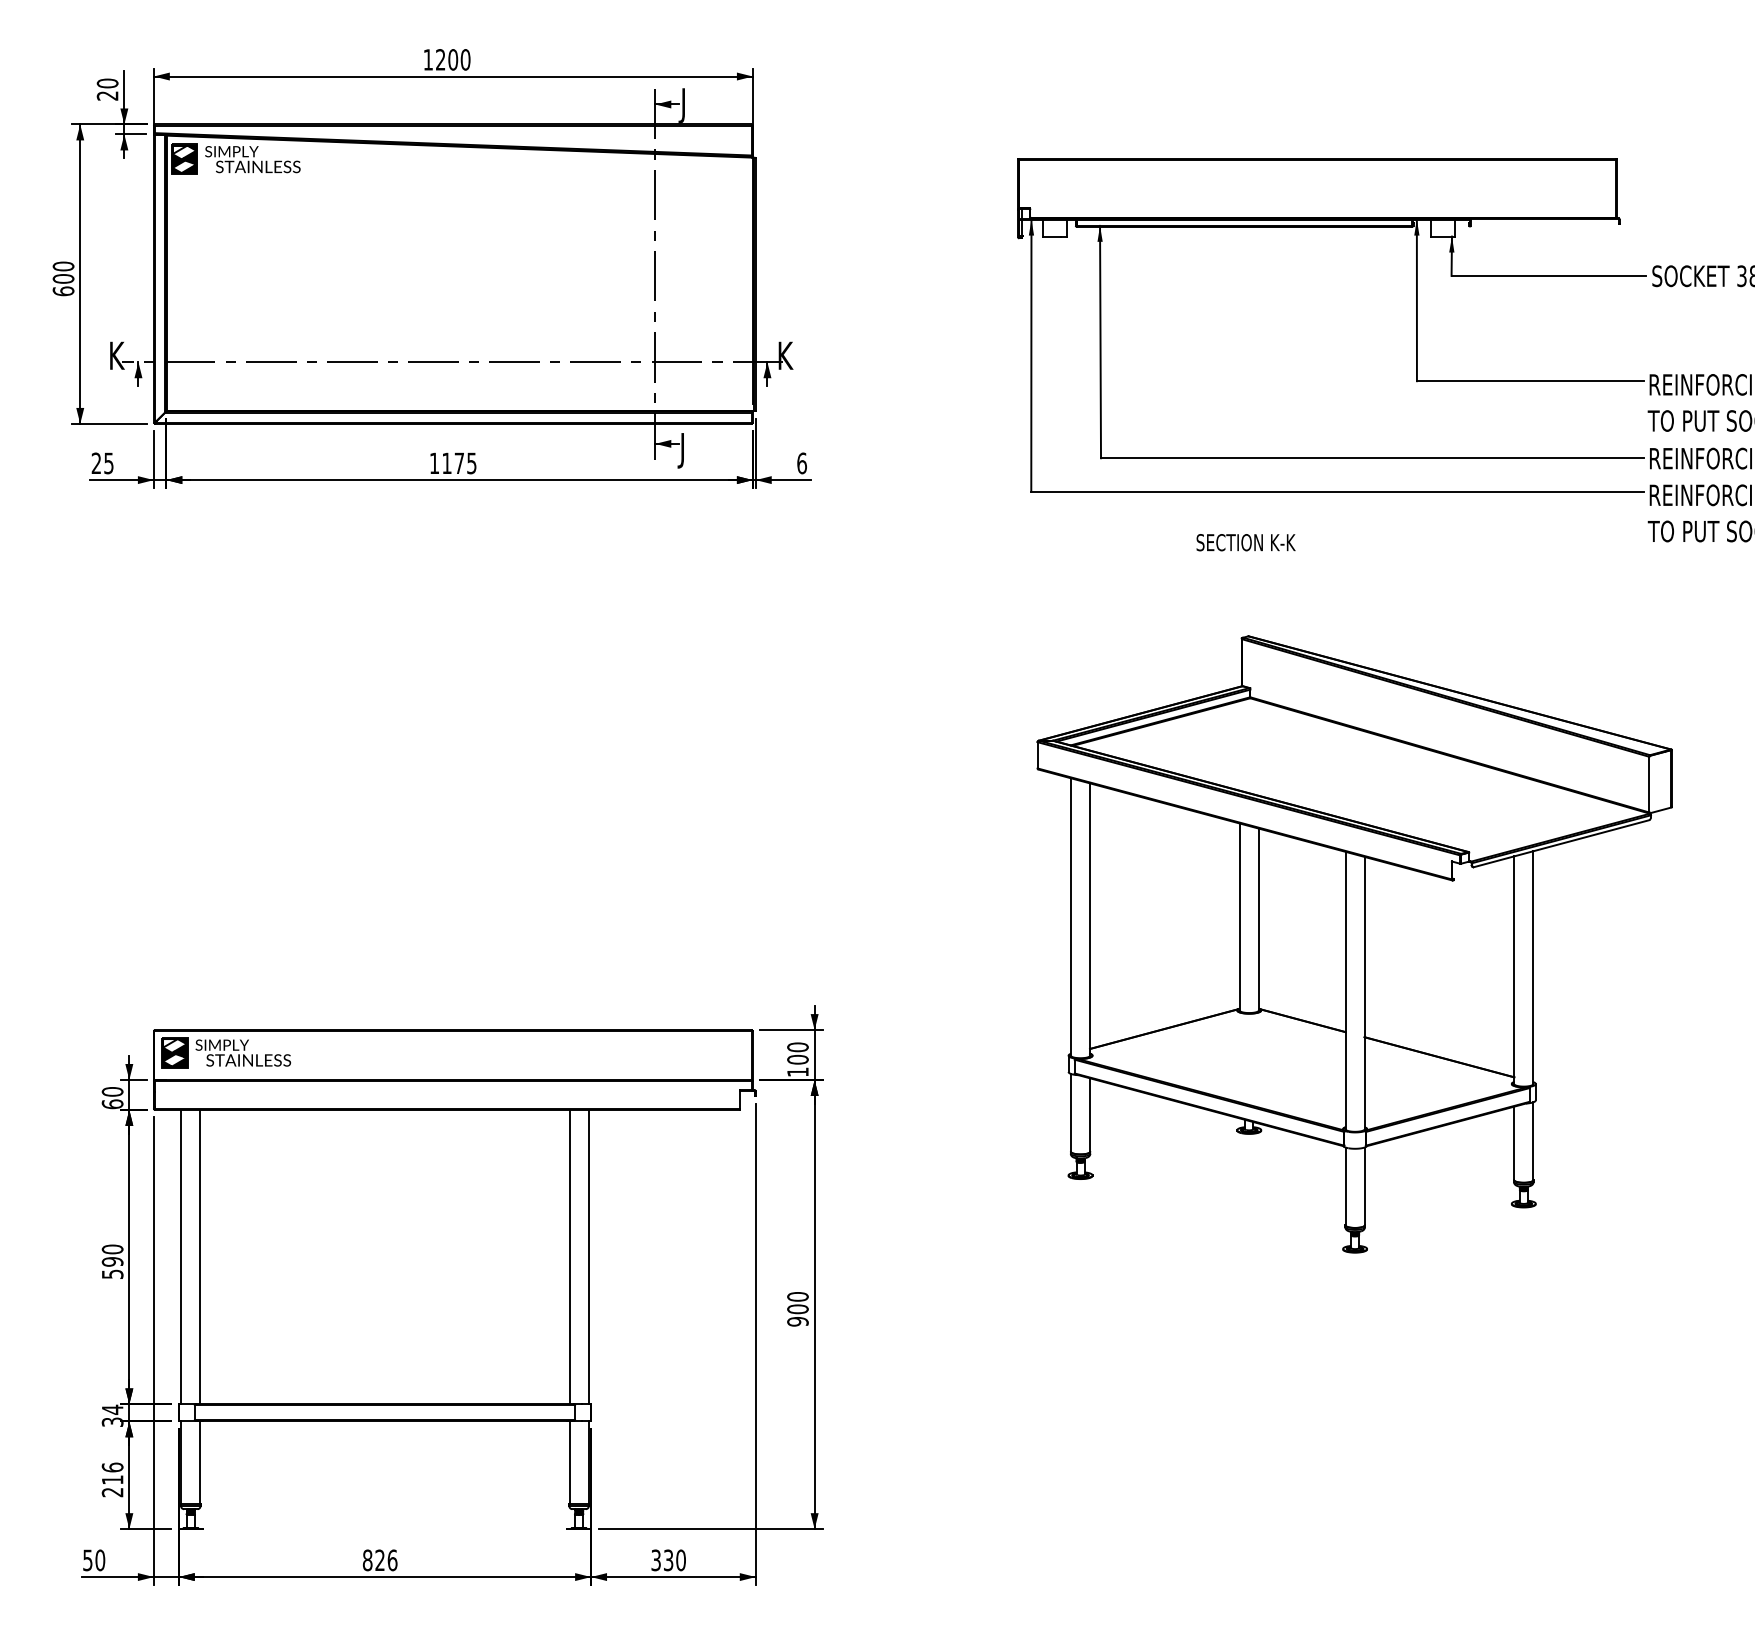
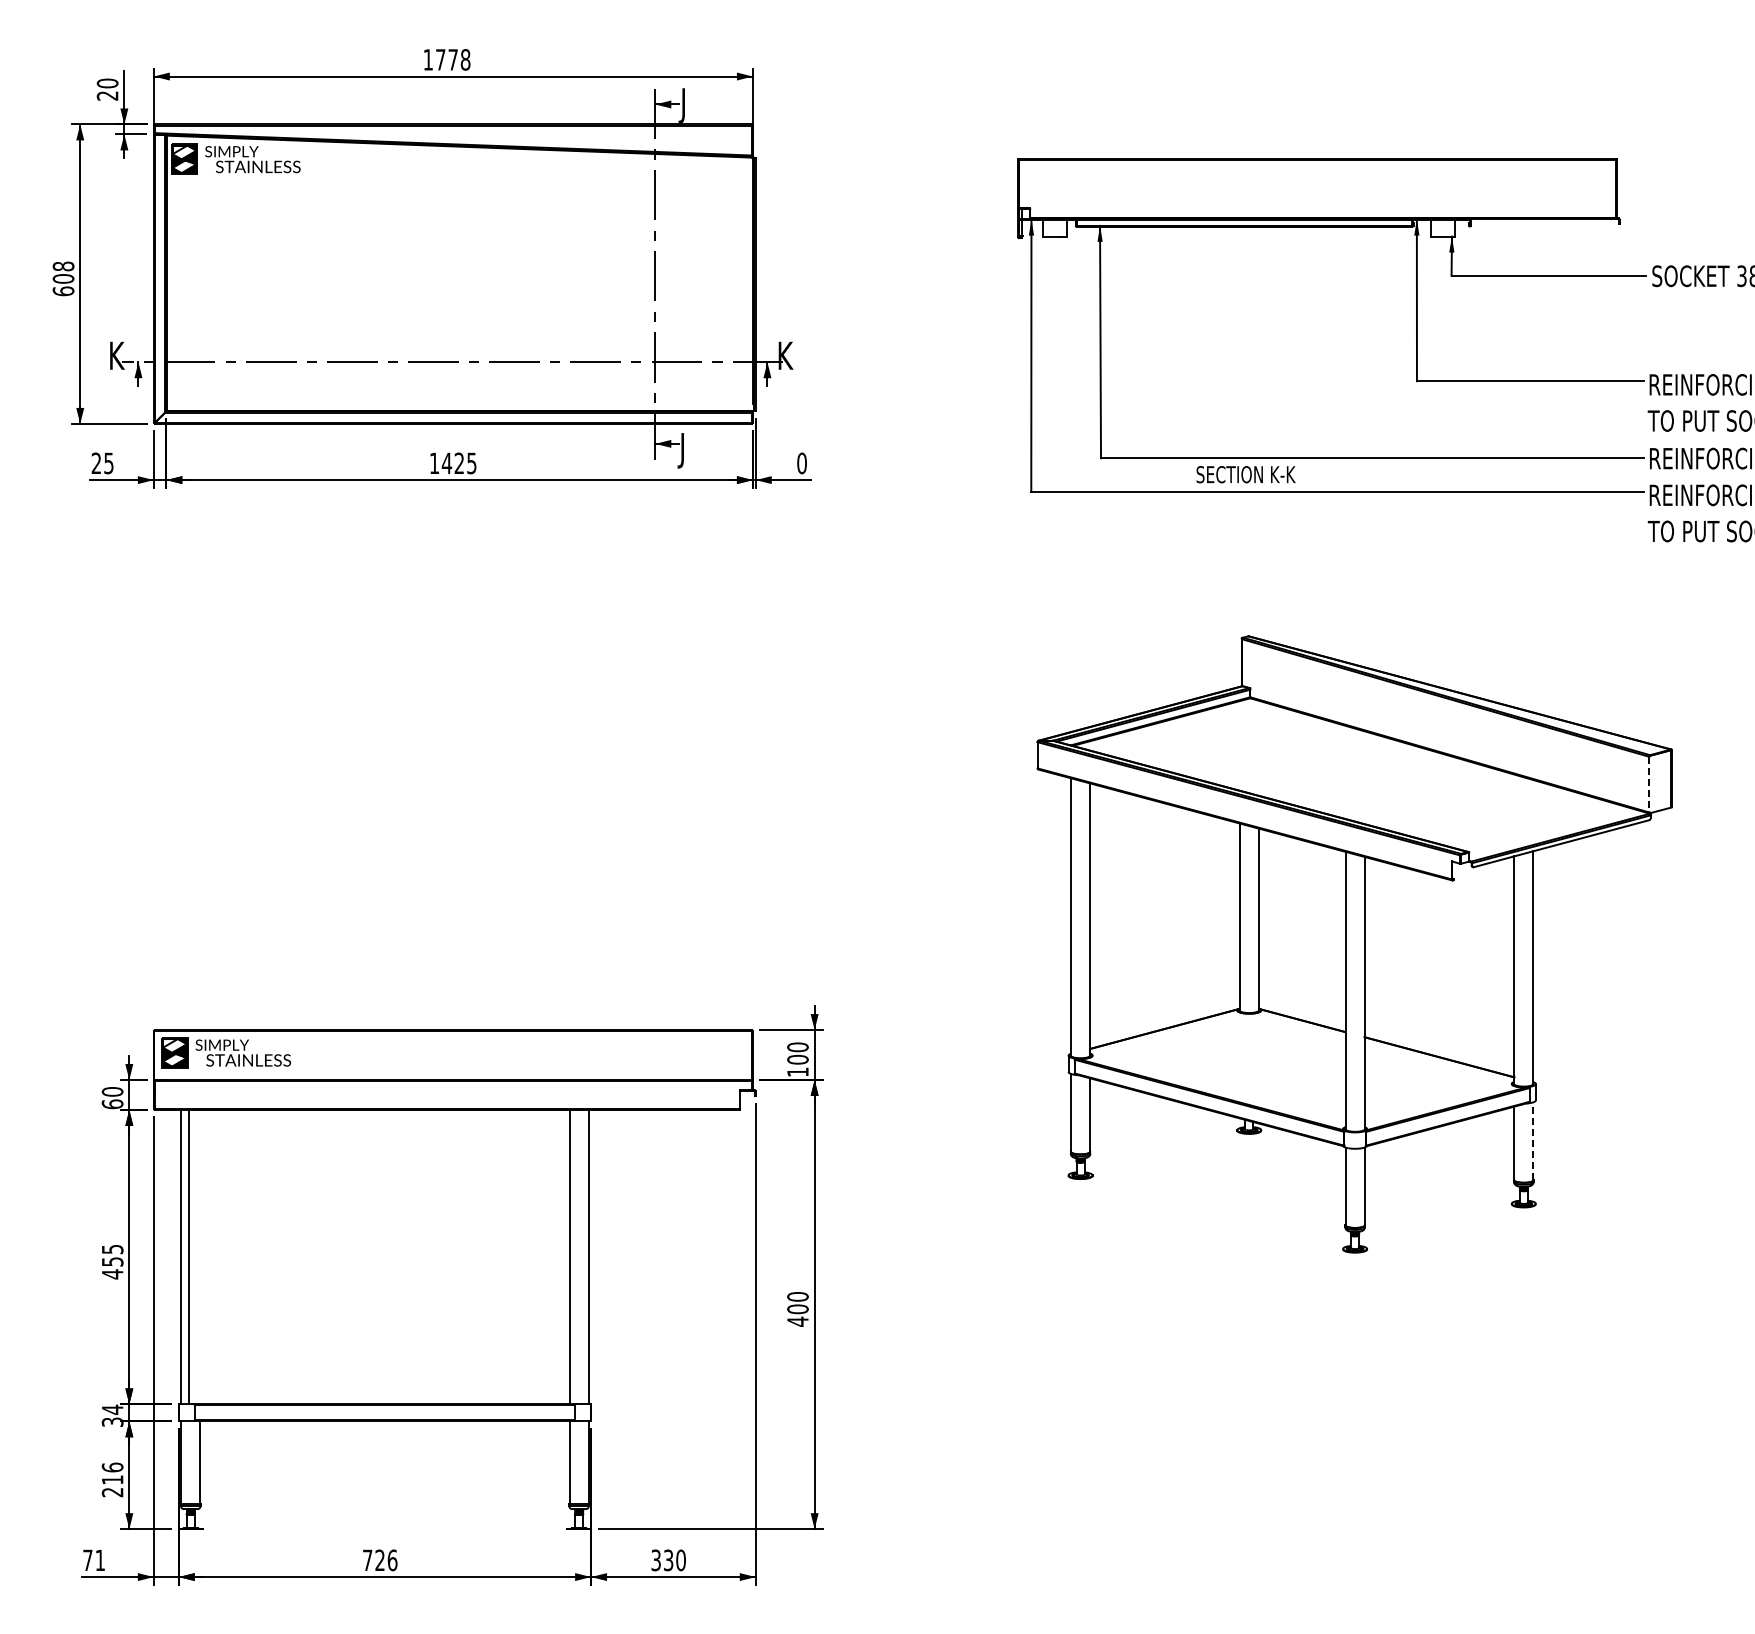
text: 1200 -> 1778 (453, 59)
text: 600 -> 608 (63, 266)
text: 1175 -> 1425 (452, 462)
text: 6 -> 0 (801, 462)
text position: (1245, 542) -> (1245, 474) (1245, 474)
line: solid -> dashed (1649, 784)
line: solid -> dashed (1533, 1141)
line position: (200, 1256) -> (189, 1256) (189, 1256)
text: 590 -> 455 (112, 1261)
text: 900 -> 400 (797, 1321)
text: 50 -> 71 (94, 1560)
text: 826 -> 726 (367, 1560)
